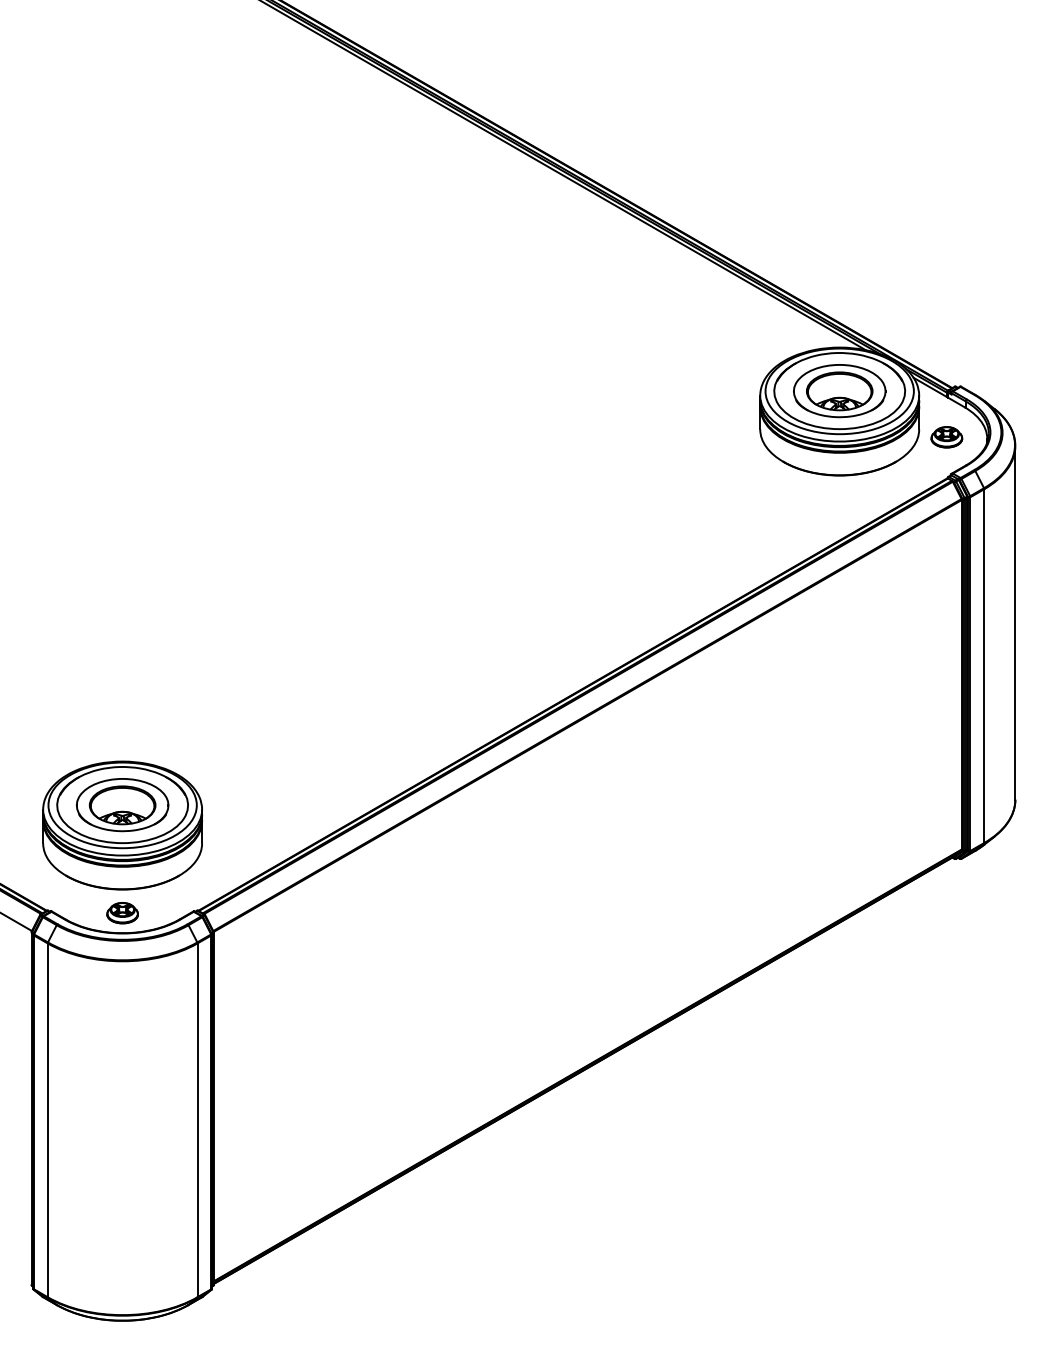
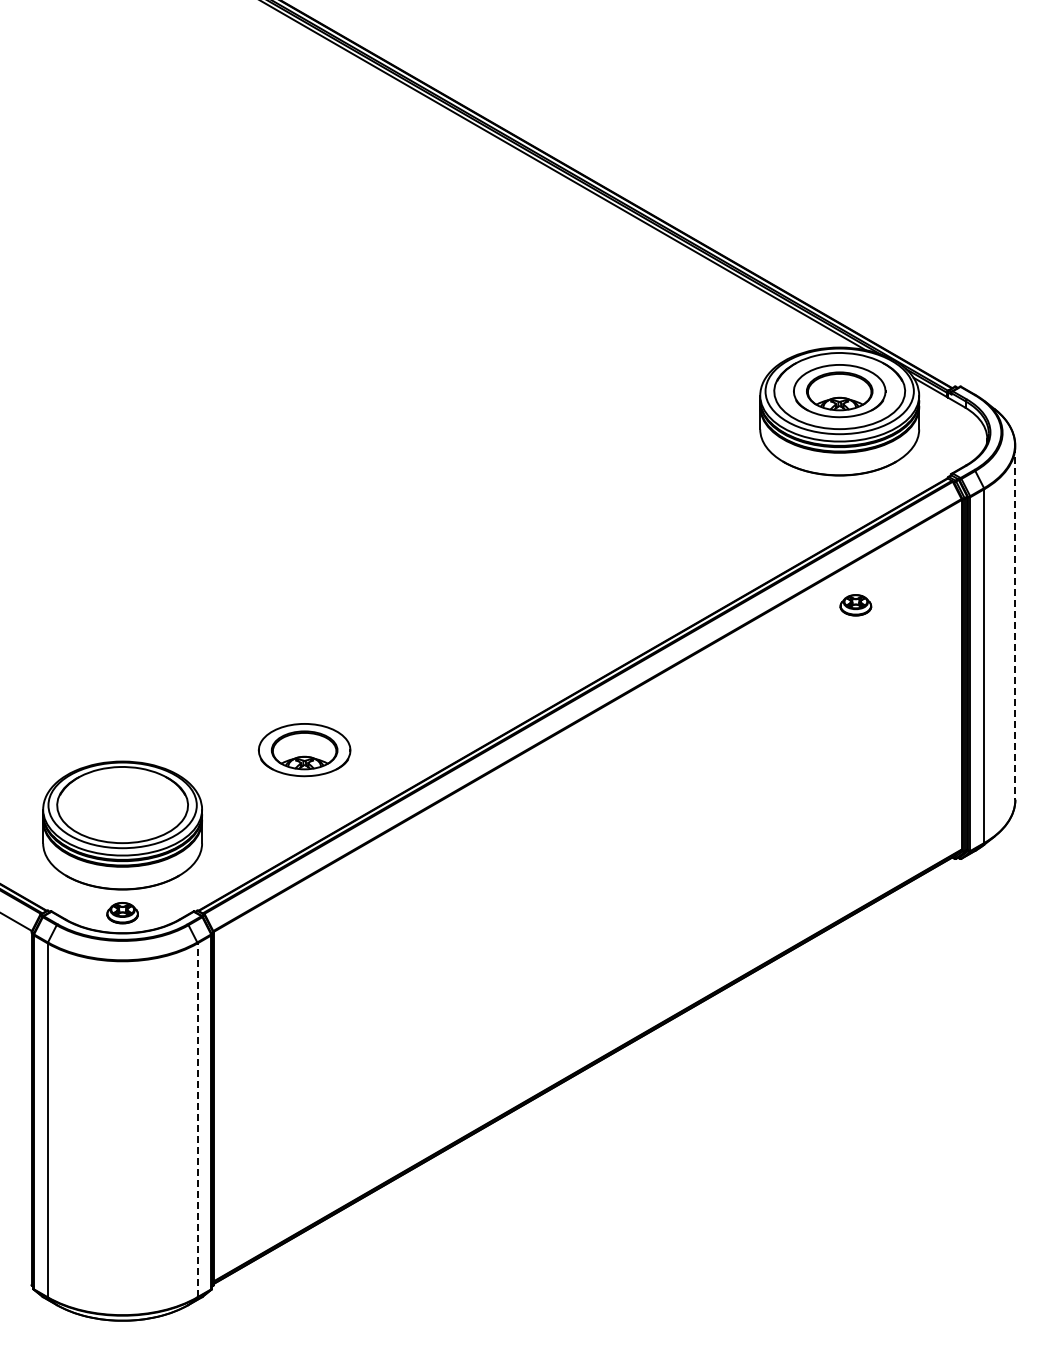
part position: (946, 437) -> (855, 605) (855, 605)
line: solid -> dashed (1015, 622)
part position: (122, 805) -> (304, 750) (304, 750)
line: solid -> dashed (197, 1120)
